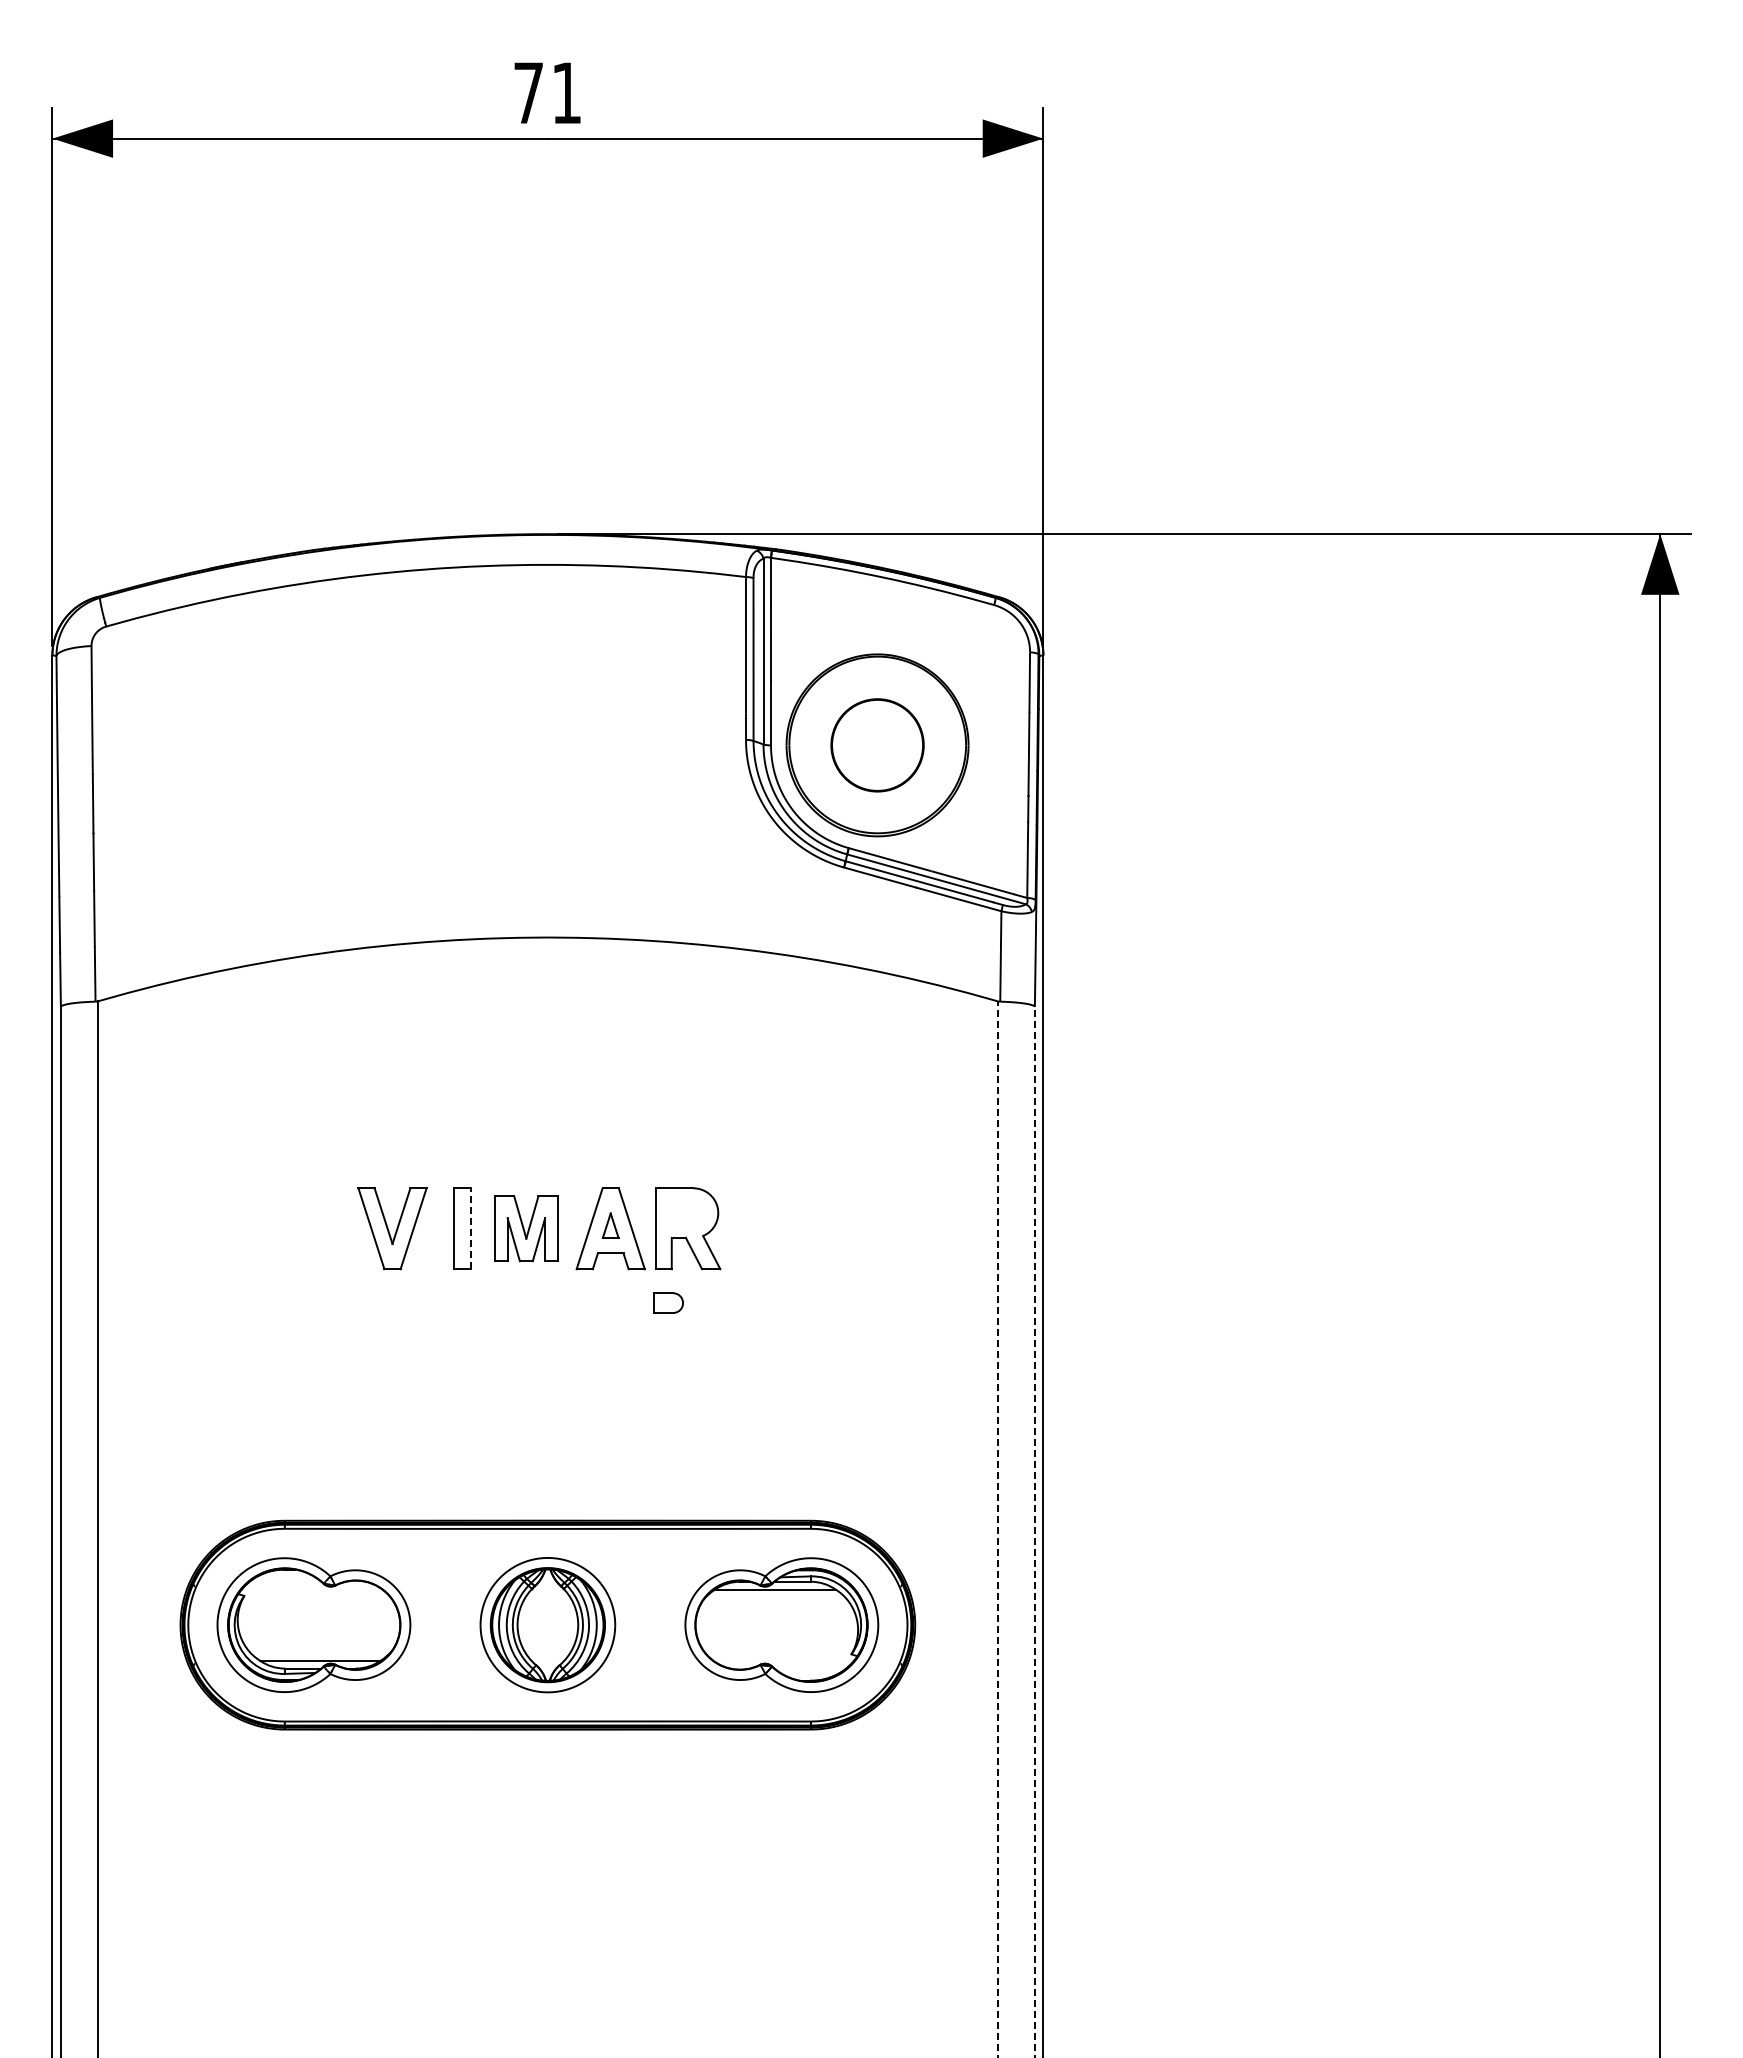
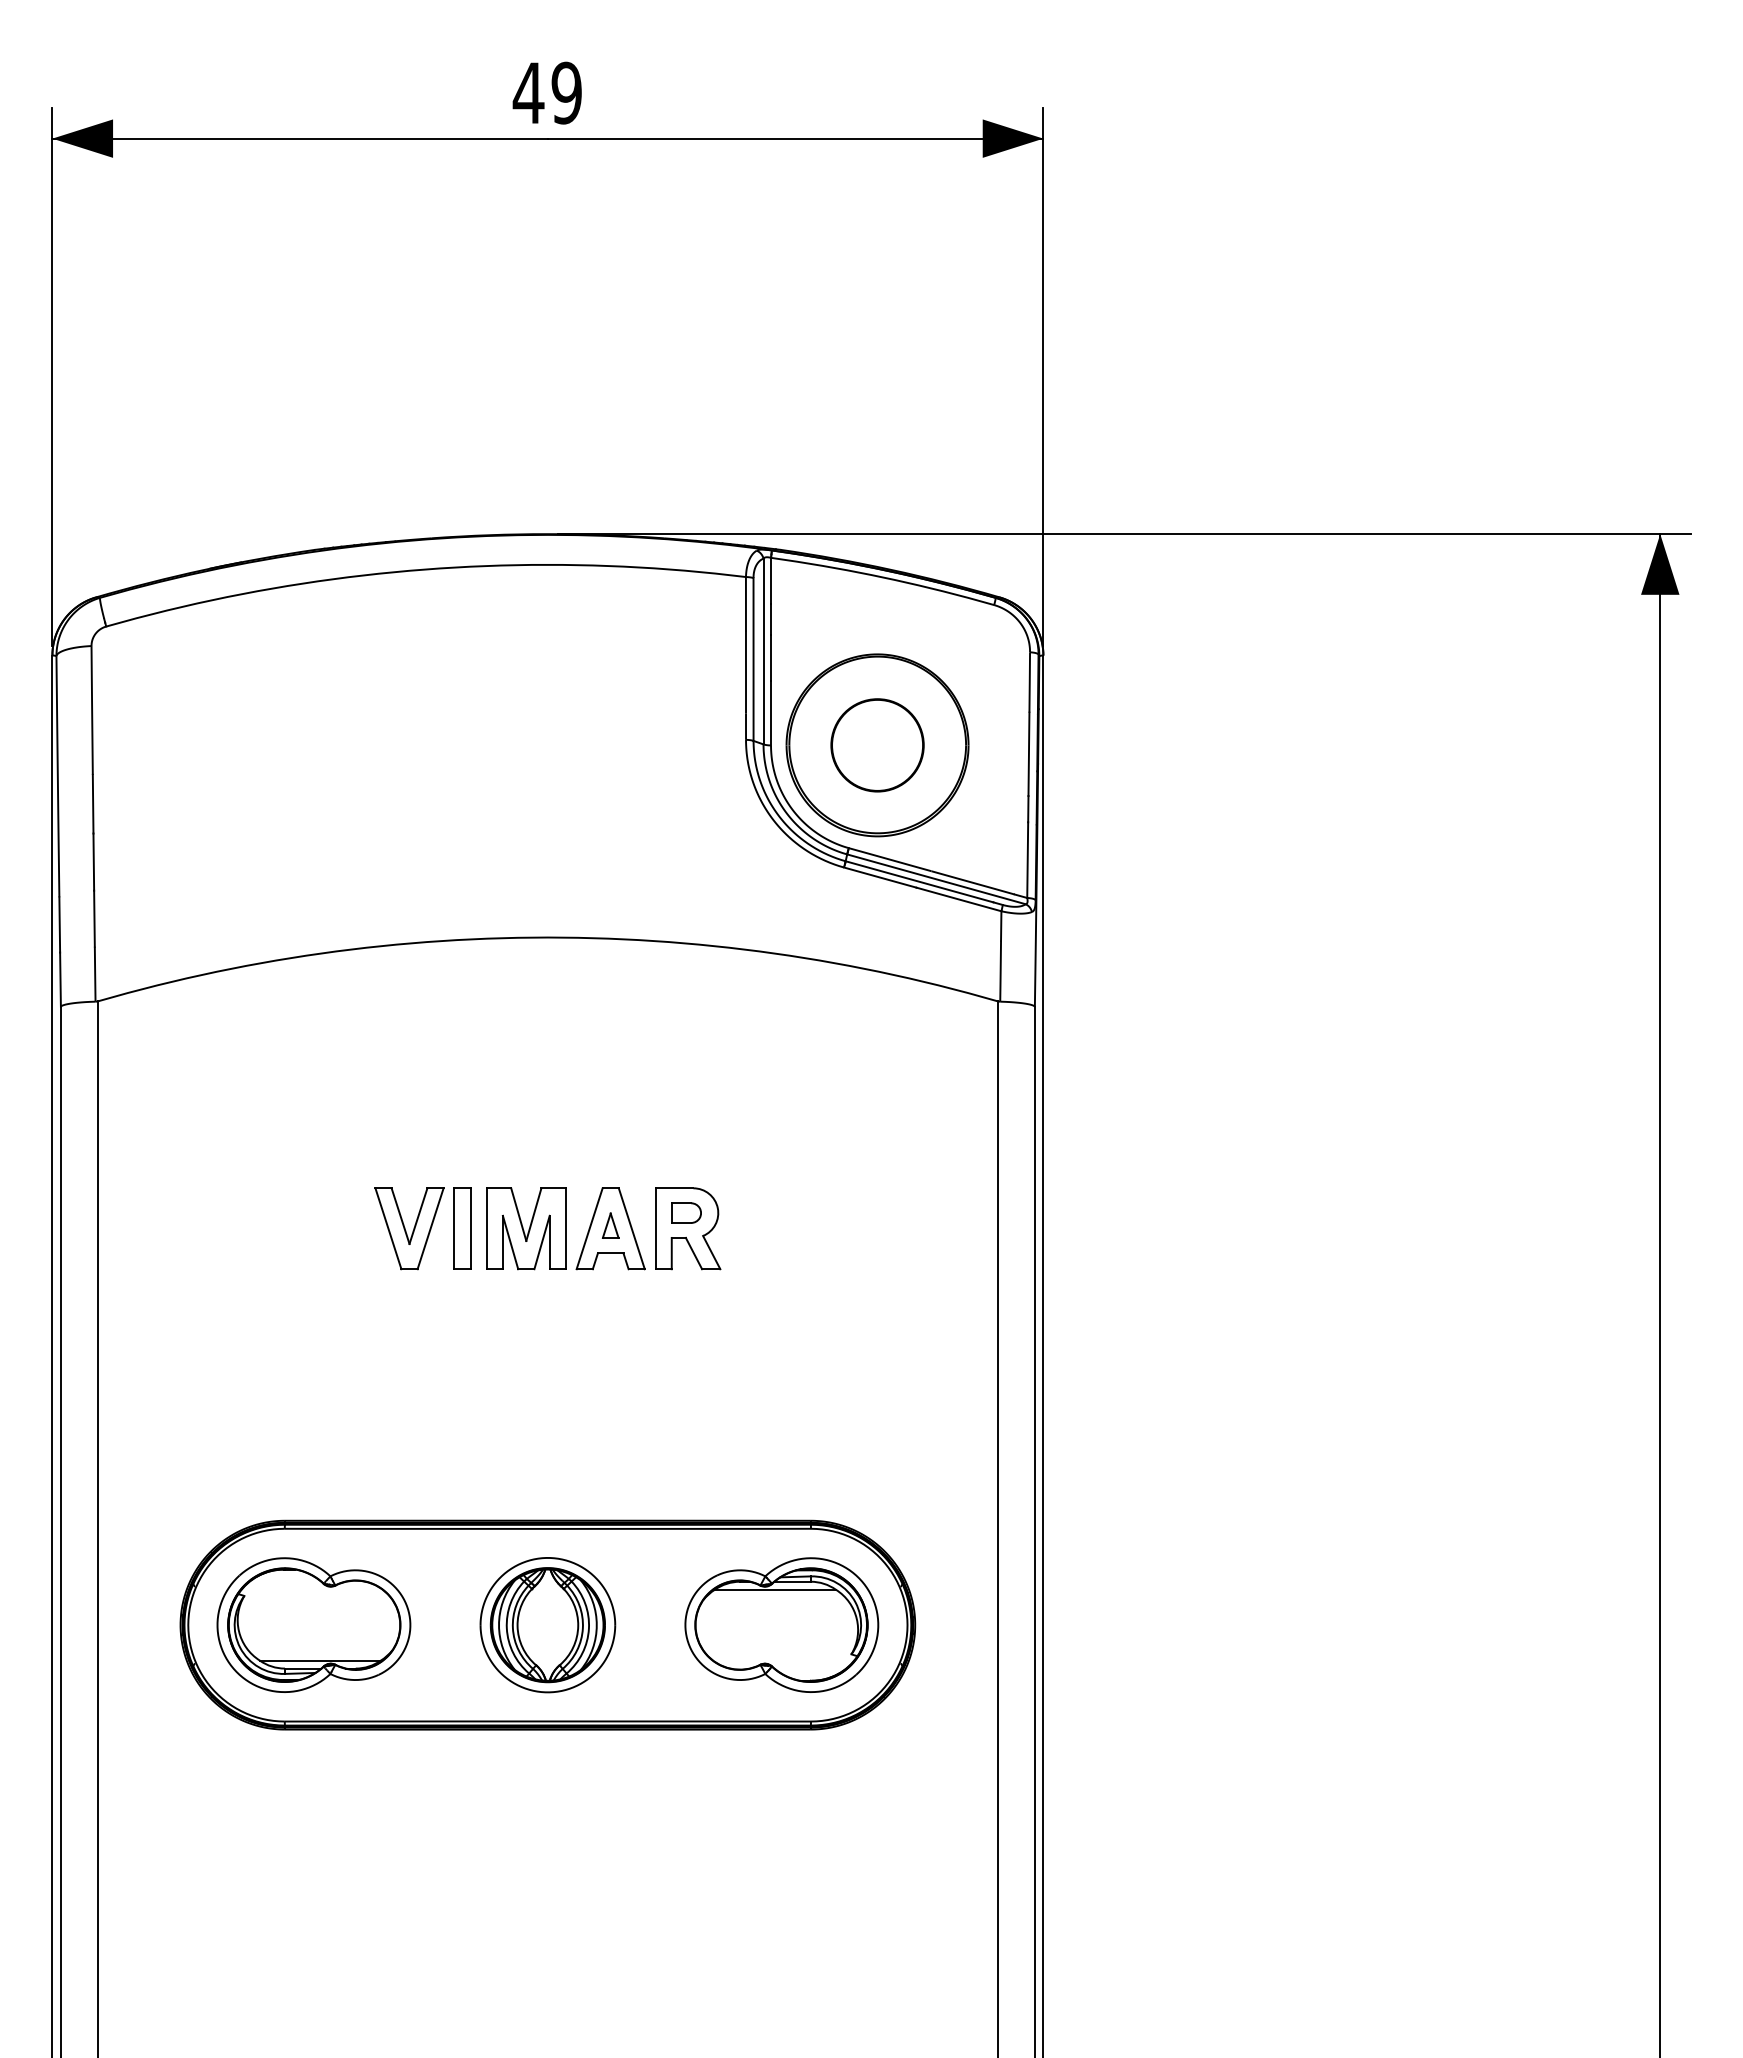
text: 71 -> 49 (546, 92)
part position: (392, 1228) -> (409, 1228) (409, 1228)
line: dashed -> solid (470, 1228)
part size: 65x68 px -> 81x84 px (526, 1228)
part position: (668, 1302) -> (686, 1212) (686, 1212)
line: dashed -> solid (997, 1529)
line: dashed -> solid (1034, 1531)
